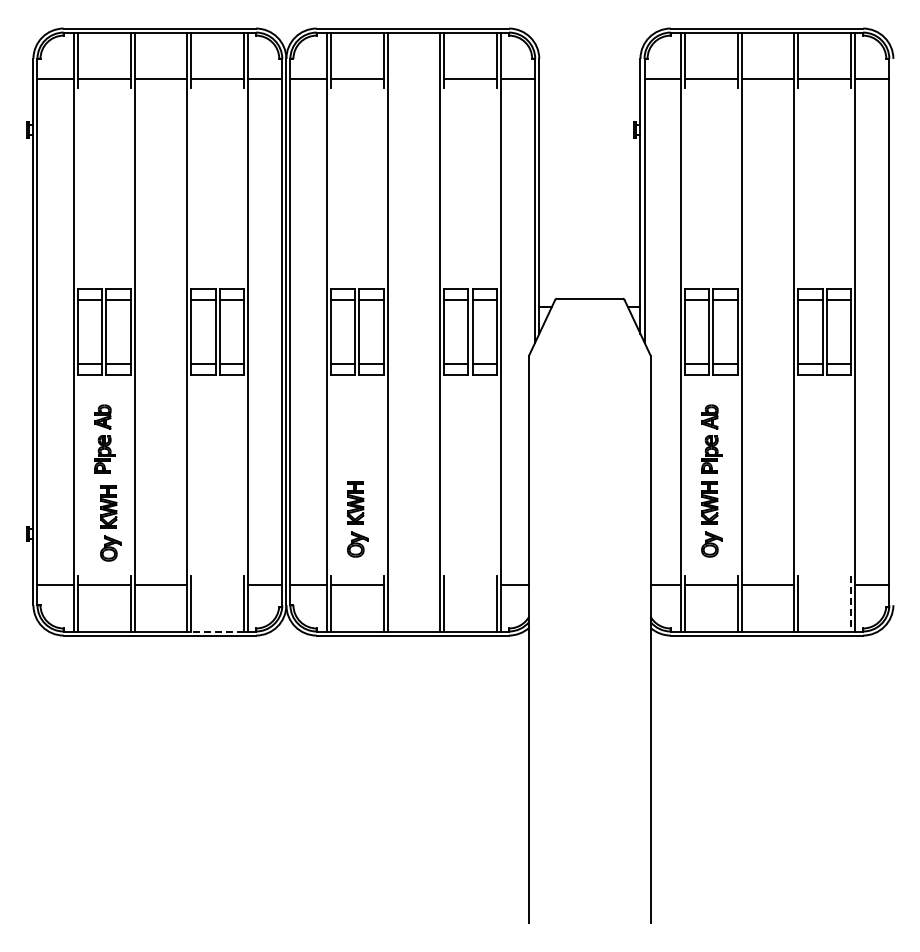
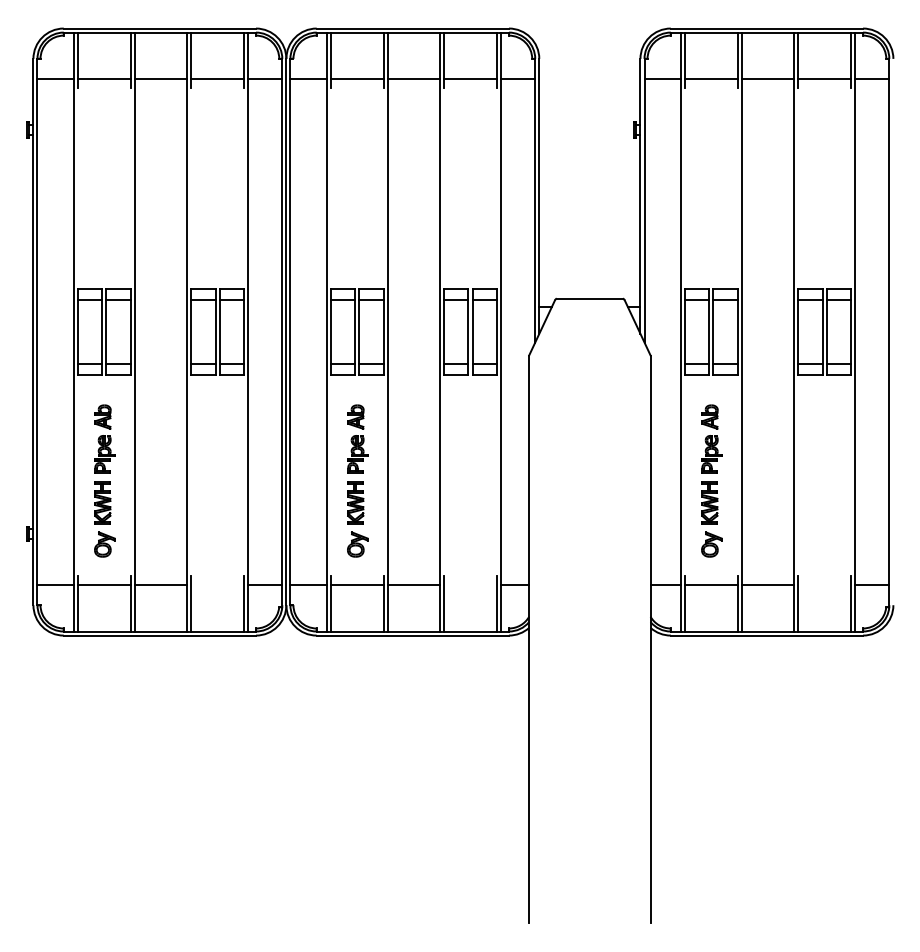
line: none -> present (413, 79)
part: none -> present (357, 438)
part position: (110, 523) -> (104, 519) (104, 519)
line: none -> present (413, 584)
line: dashed -> solid (850, 603)
line: dashed -> solid (217, 631)
